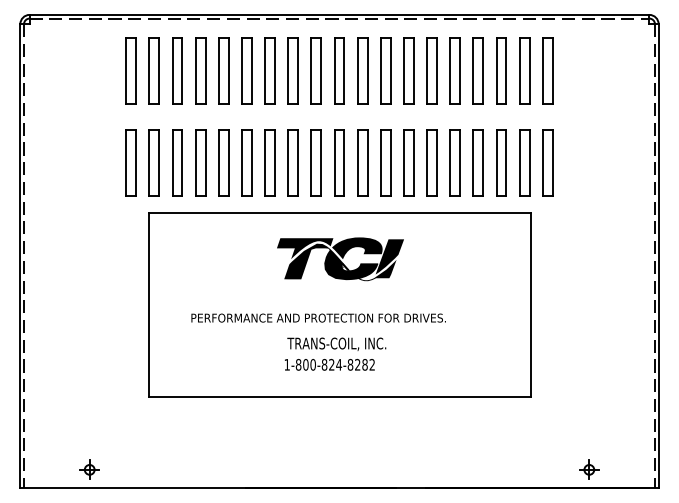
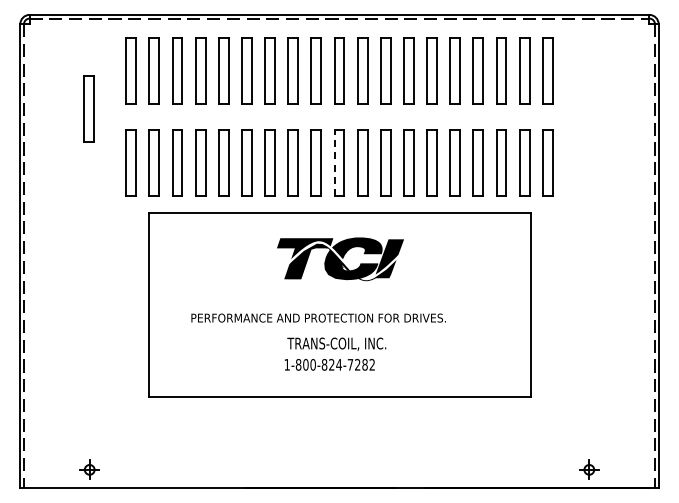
part: none -> present (88, 108)
line: solid -> dashed (334, 163)
text: 1-800-824-8282 -> 1-800-824-7282 (350, 364)
